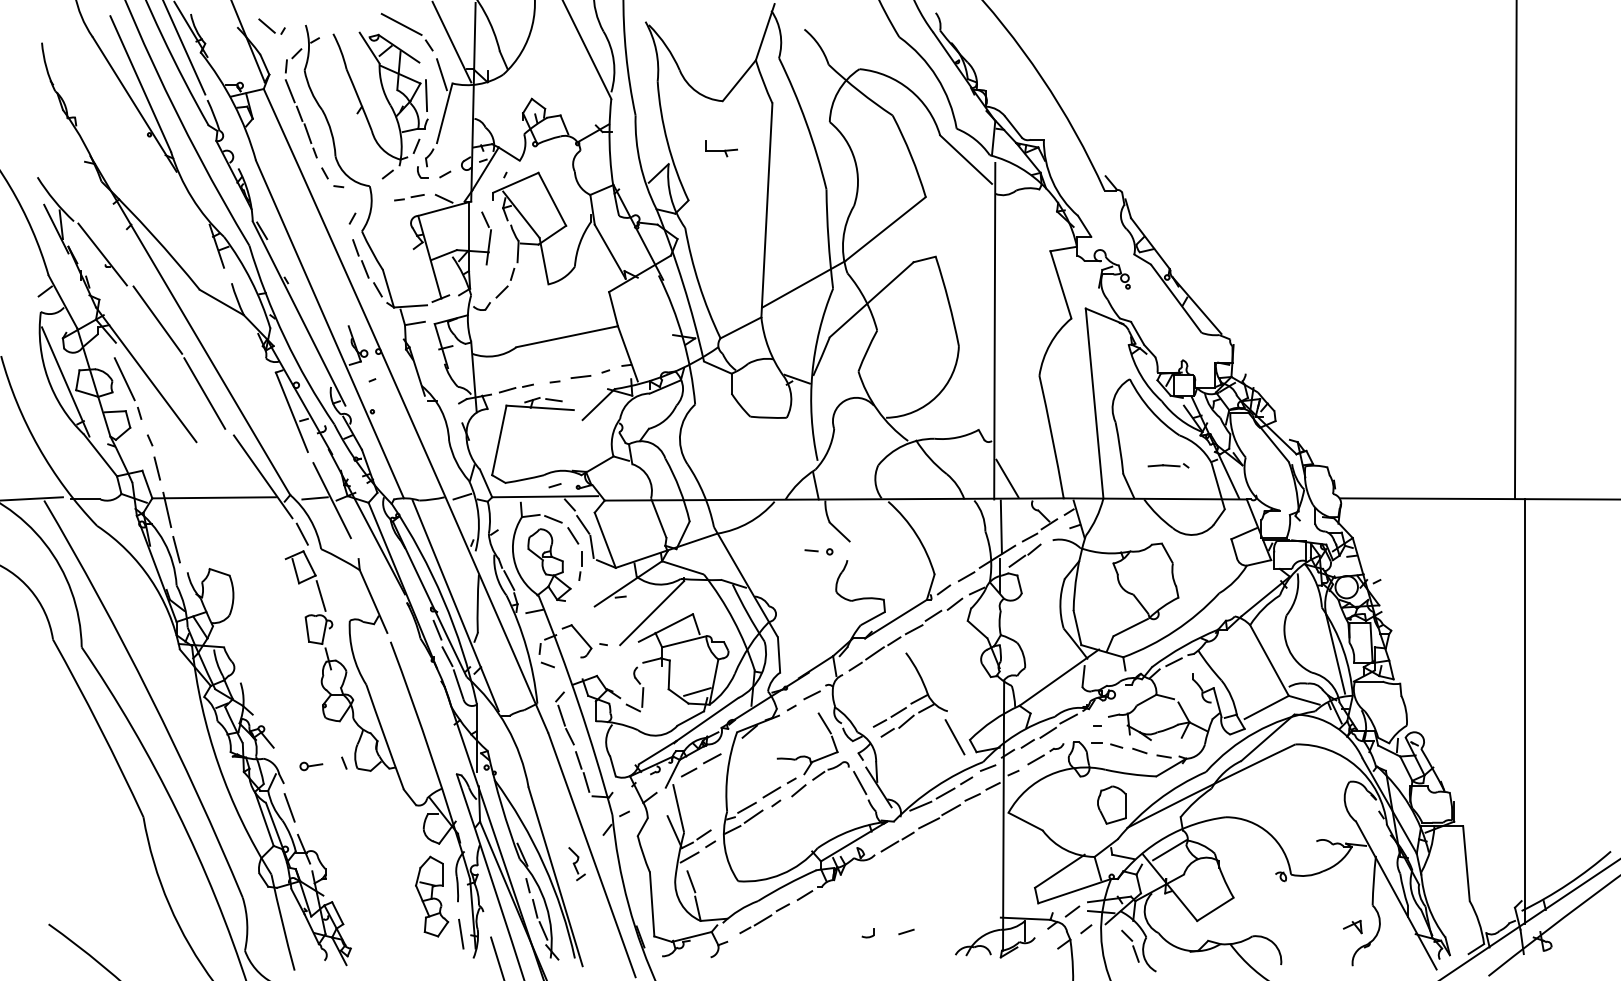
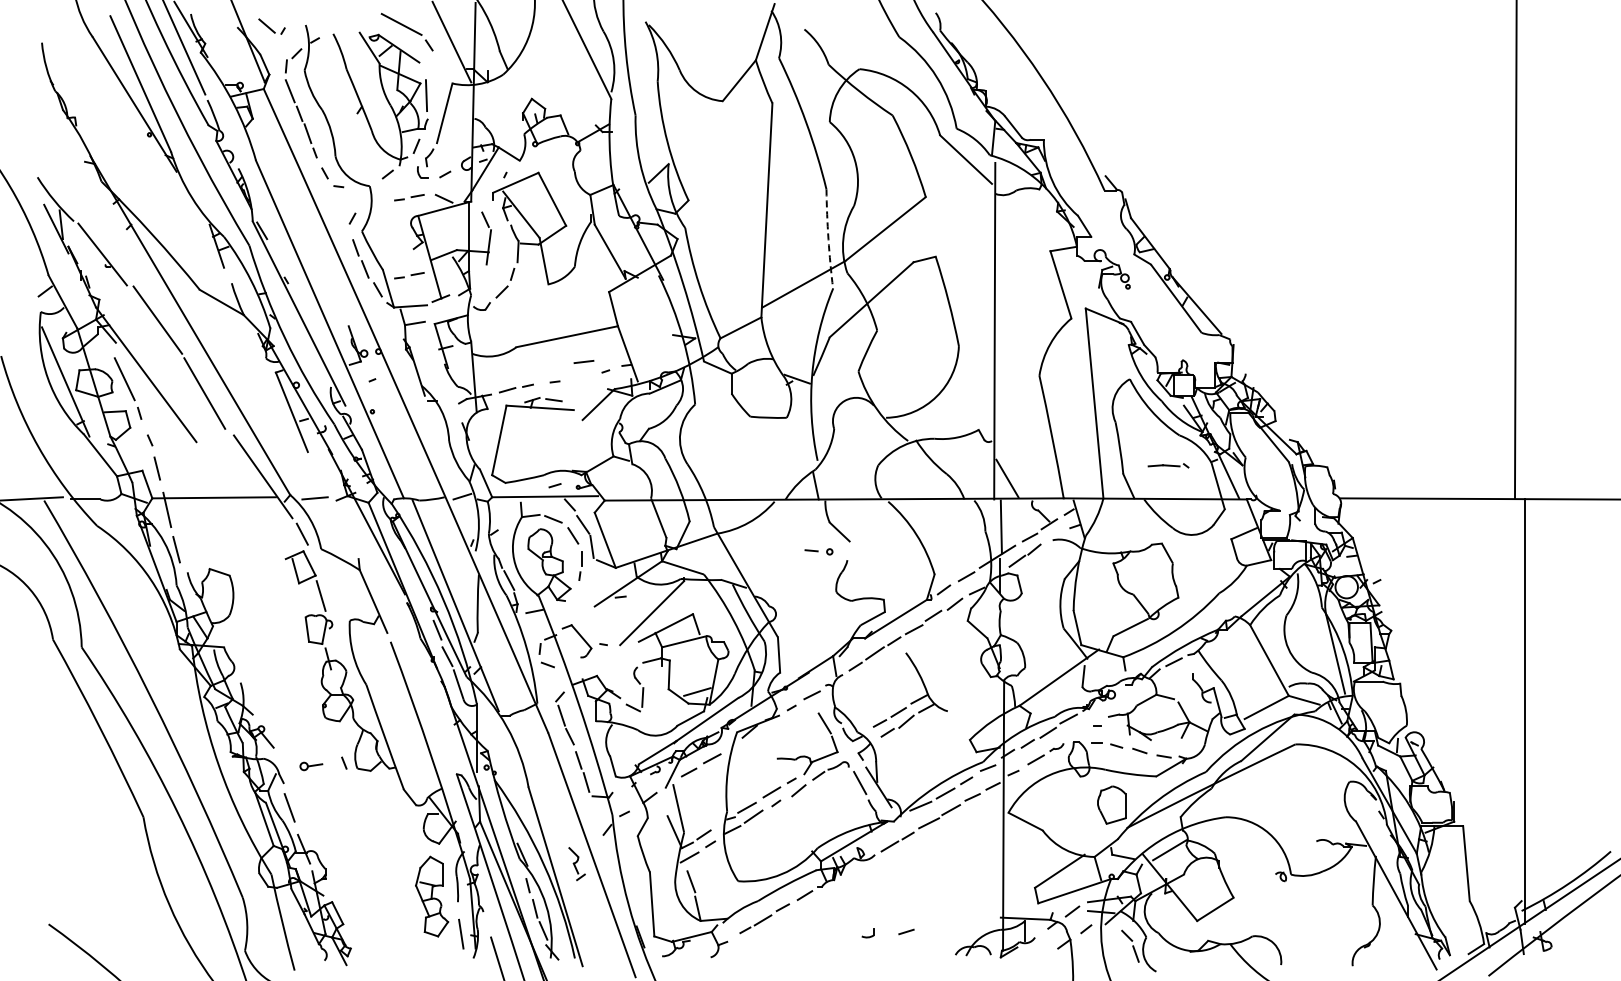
line: present -> none (441, 74)
part: present -> none (721, 148)
arc: solid -> dashed (828, 239)
part: none -> present (409, 275)
line position: (580, 376) -> (583, 361) (583, 361)
line: present -> none (331, 500)
line: present -> none (954, 737)
part: present -> none (1352, 926)
